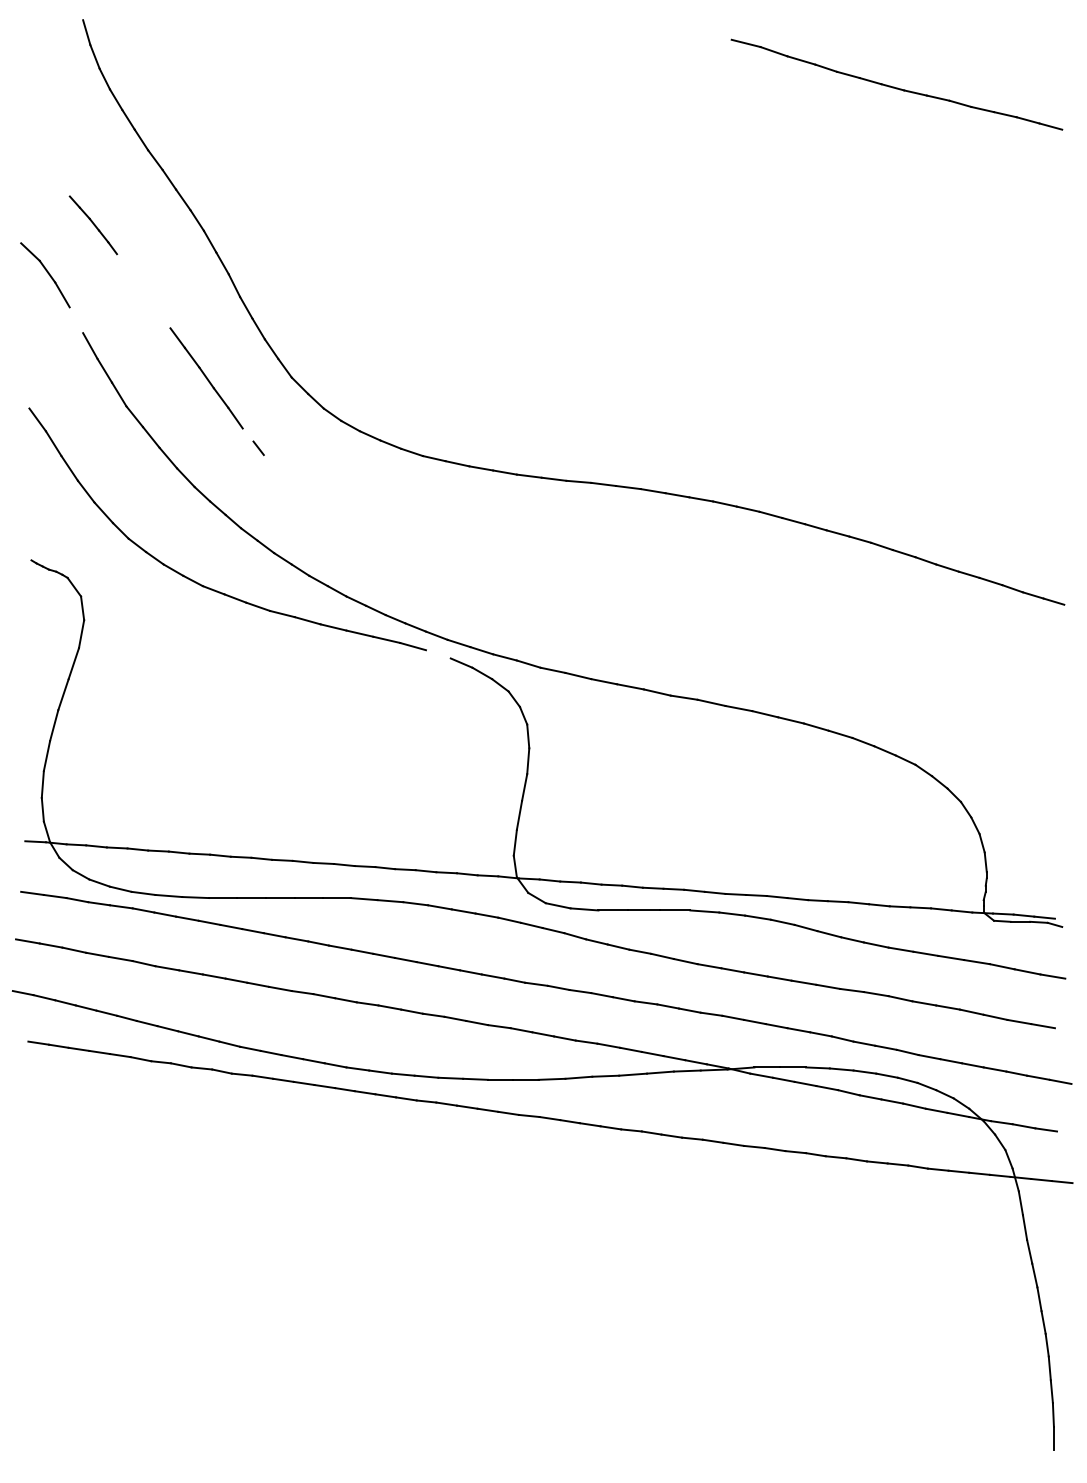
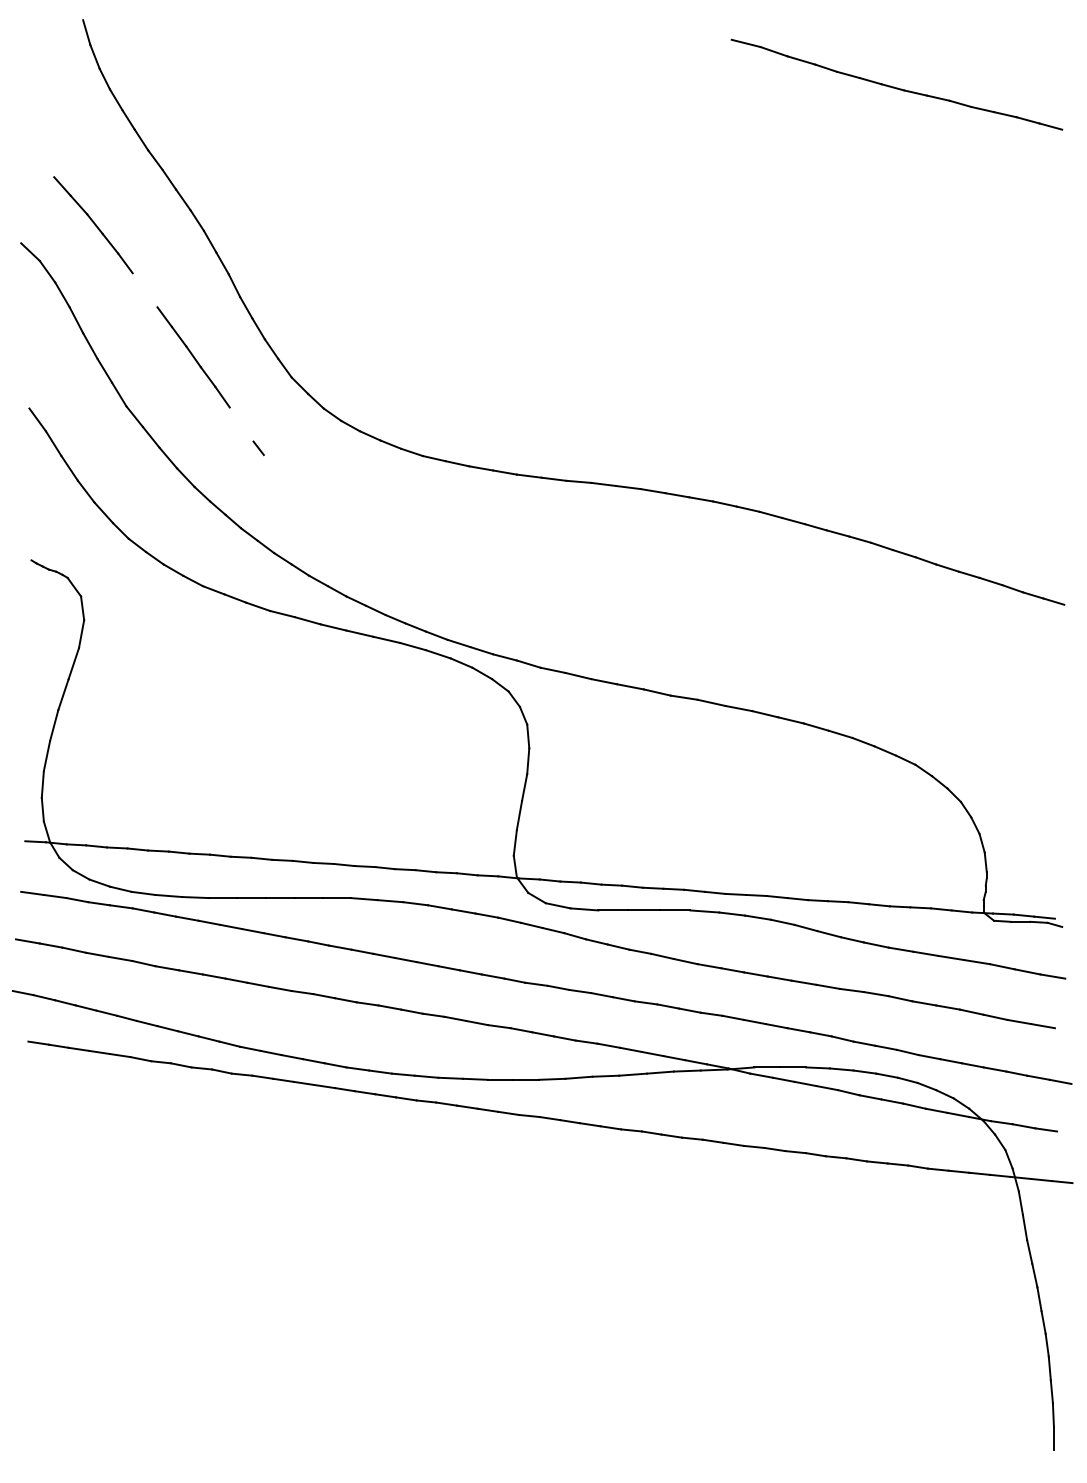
part size: 51x61 px -> 81x99 px (93, 225)
line: none -> present (76, 320)
line position: (206, 378) -> (193, 357) (193, 357)
line: none -> present (438, 654)
